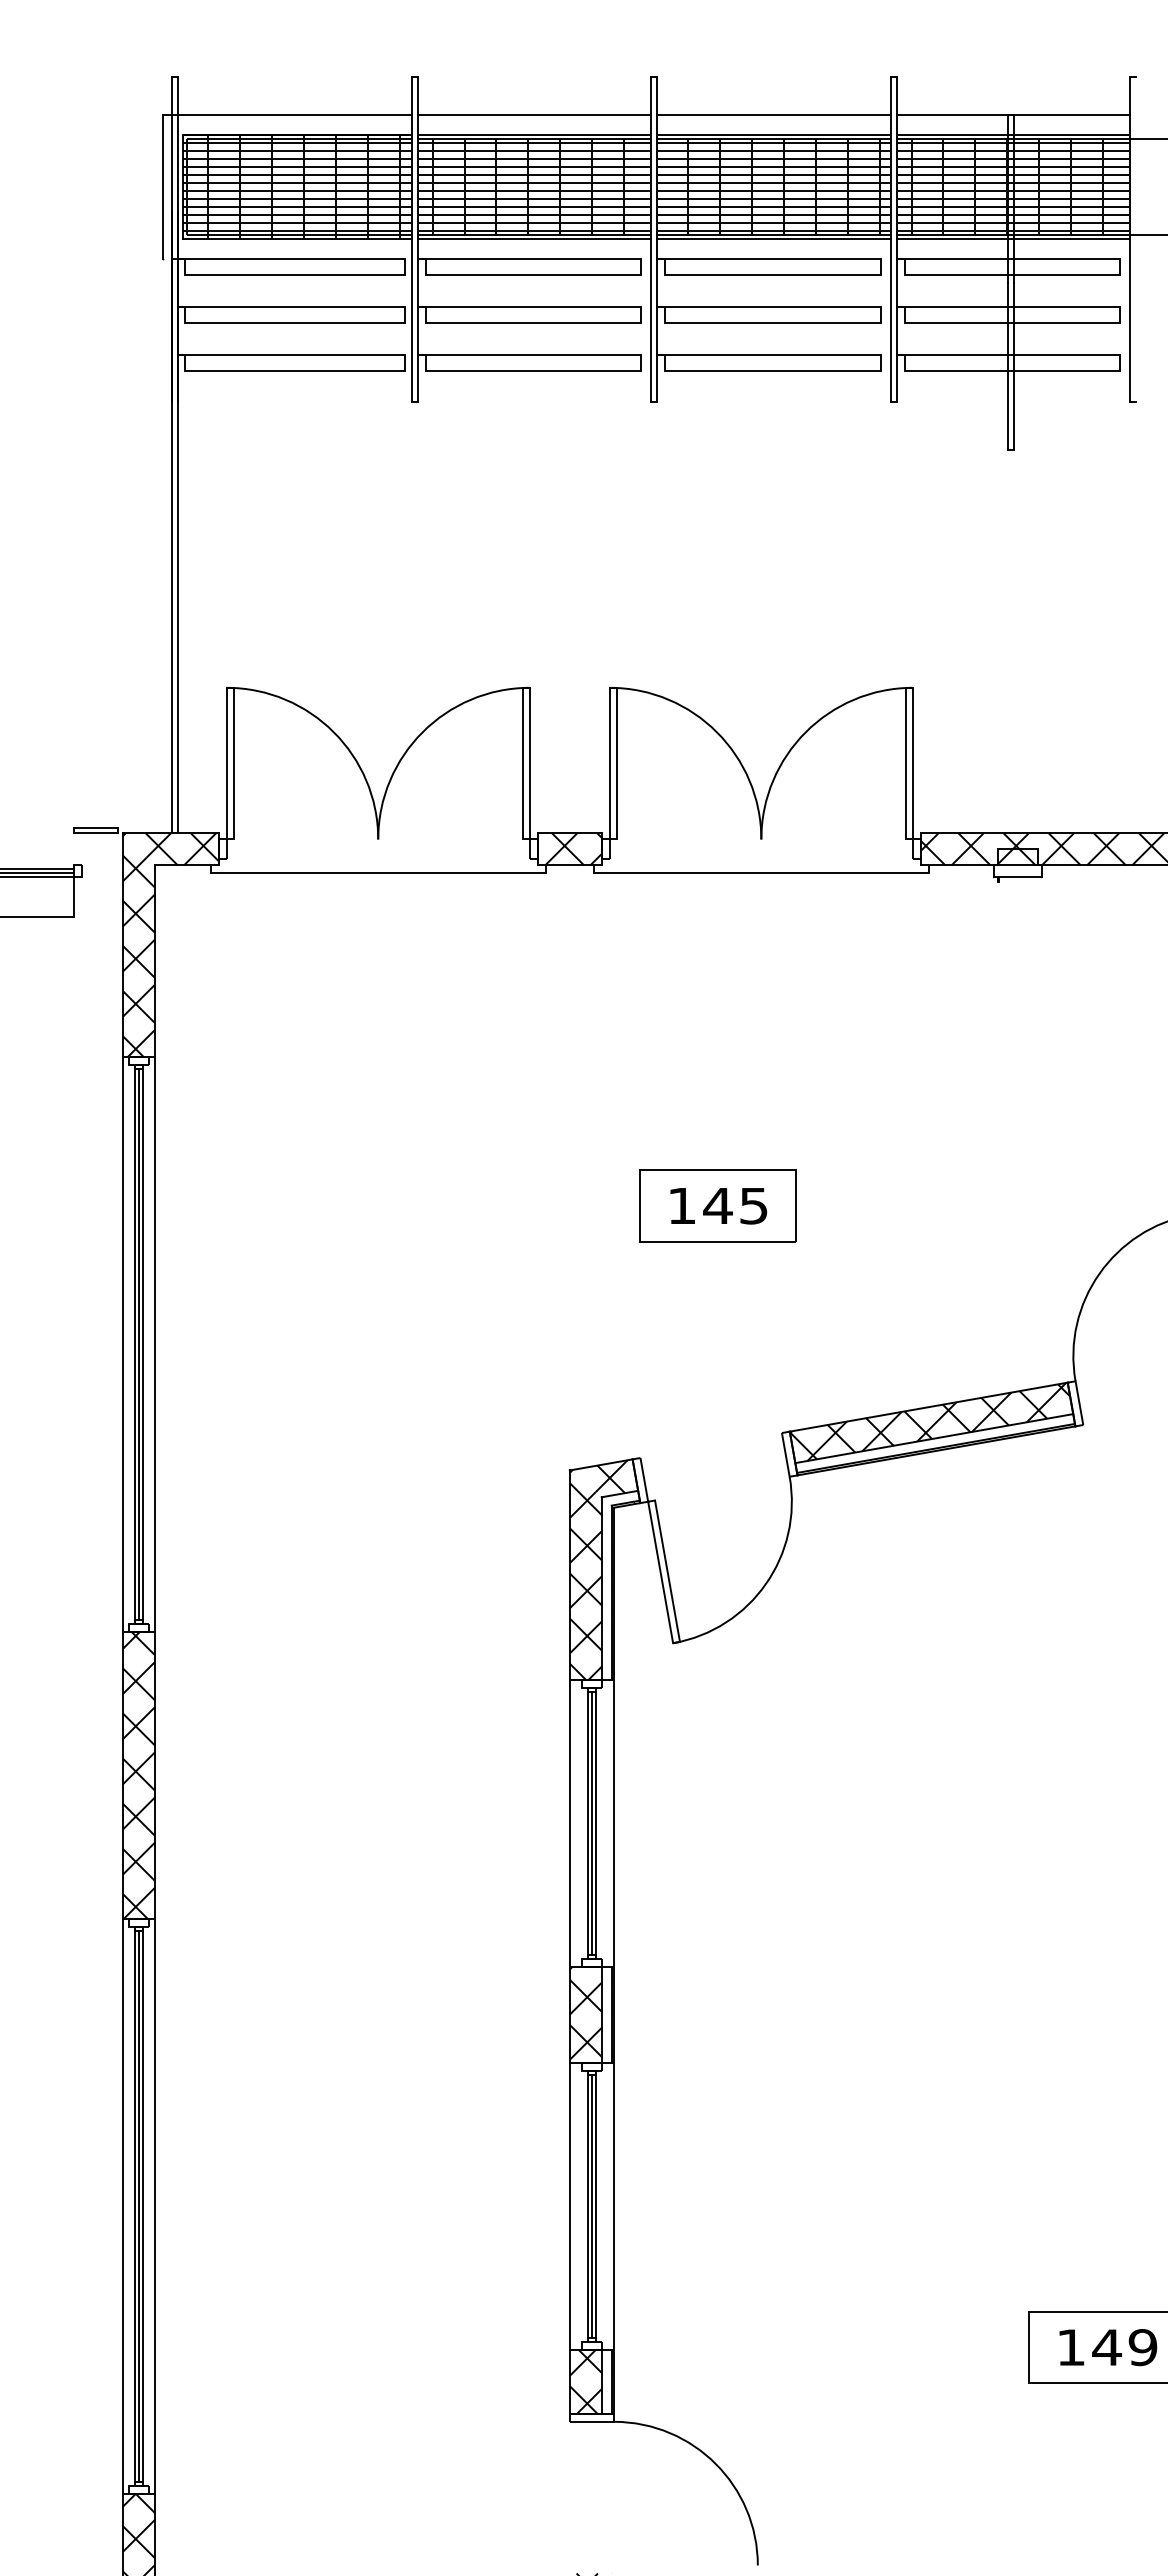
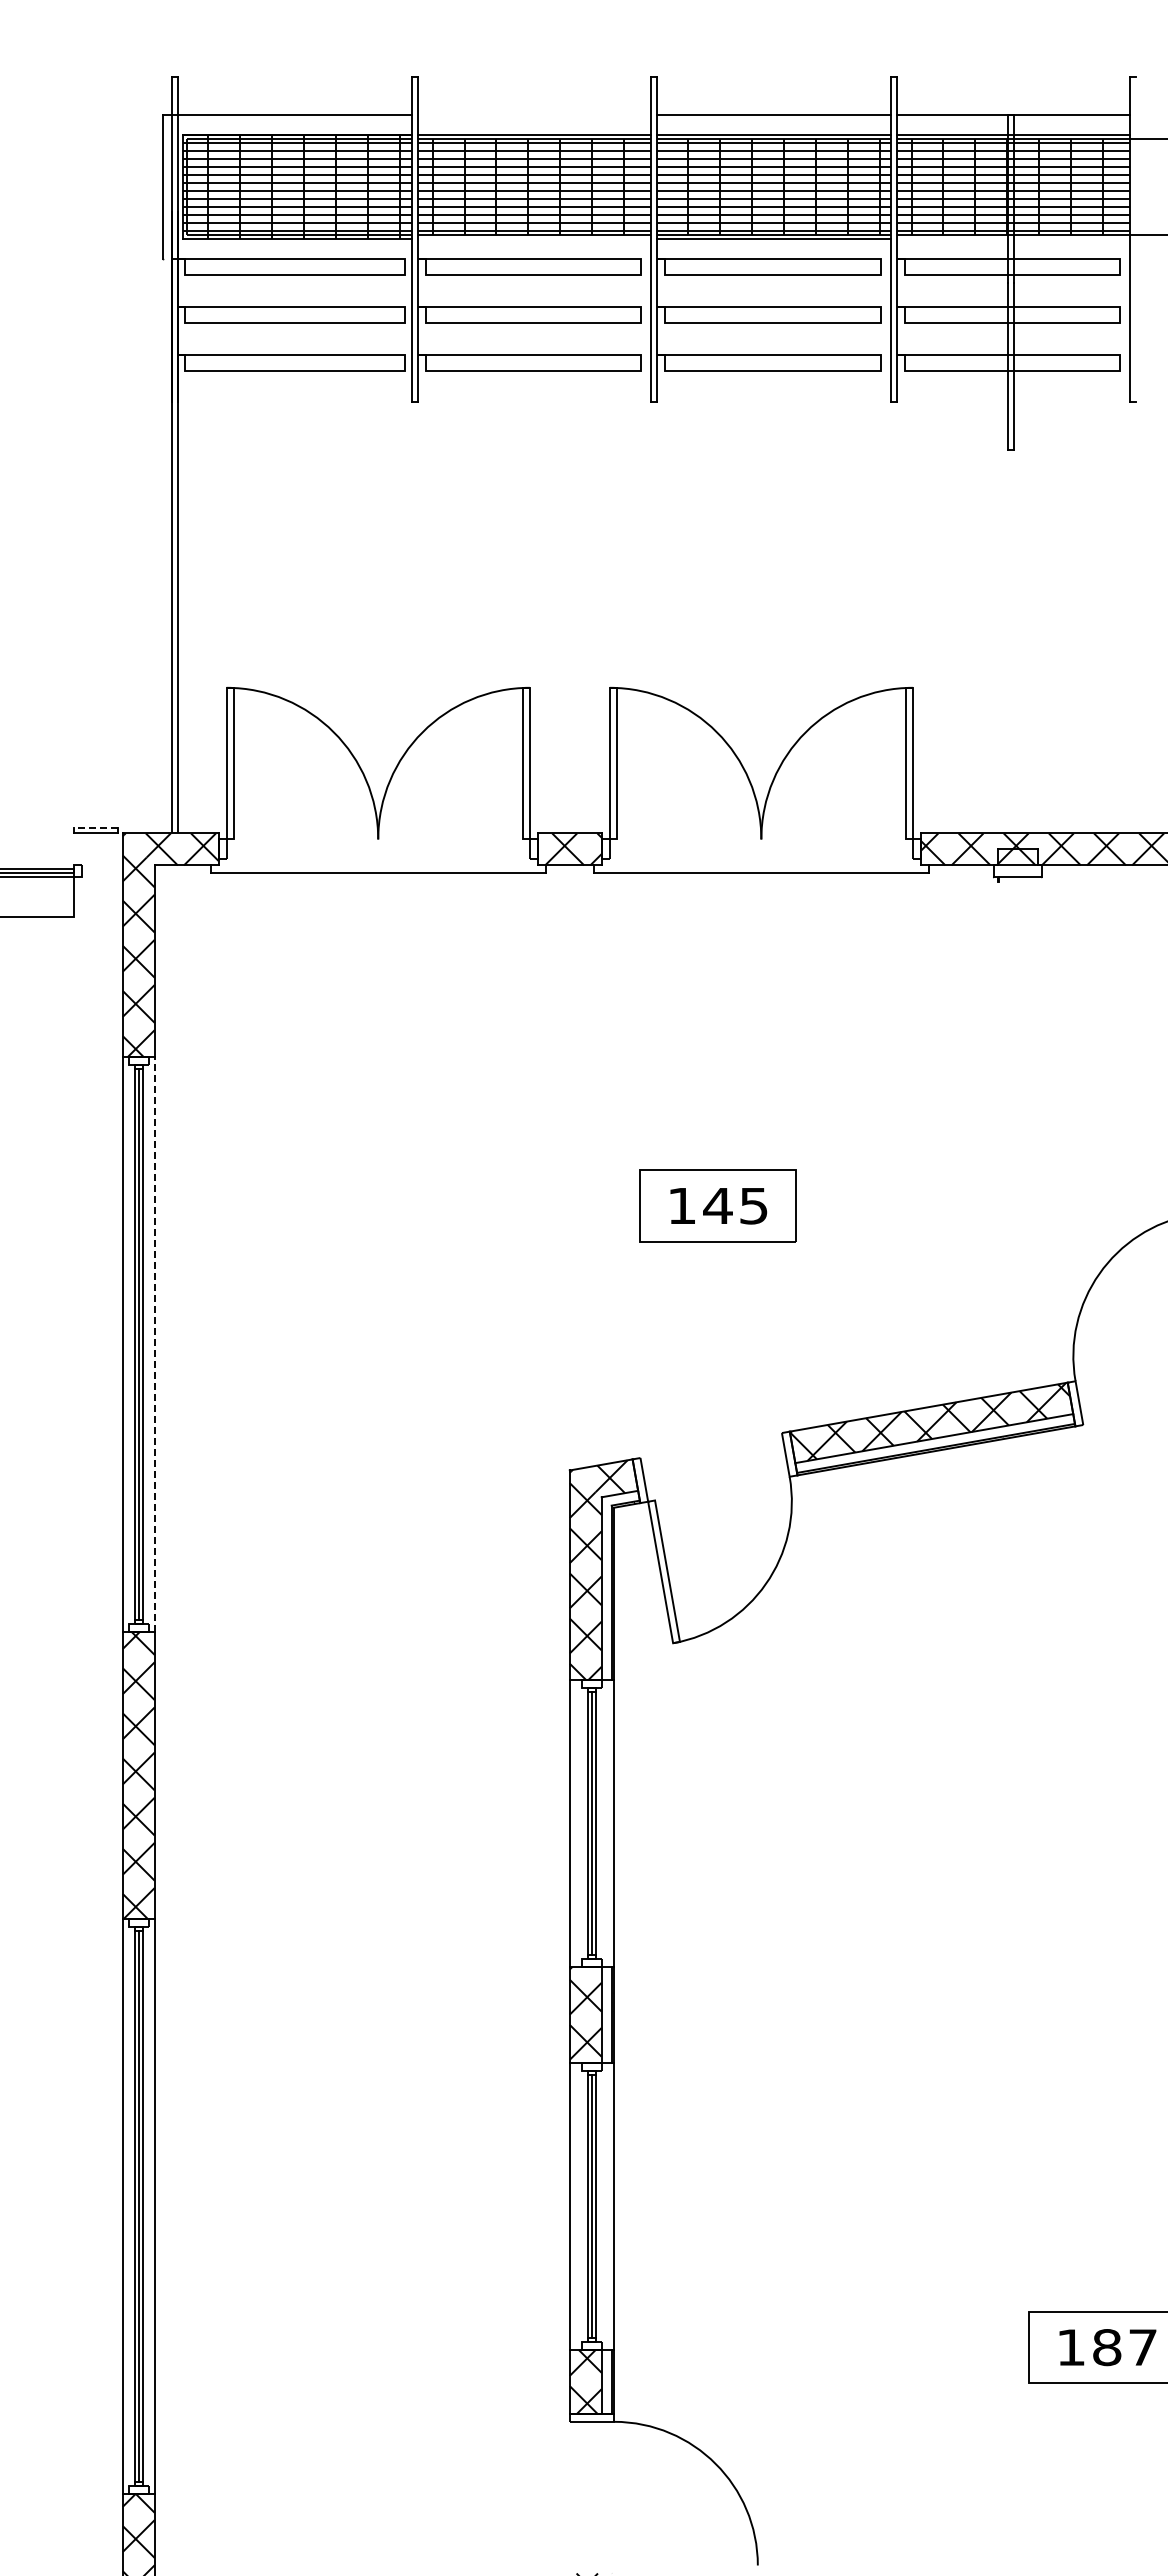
line: present -> none (534, 115)
line: present -> none (534, 238)
line: present -> none (1012, 238)
line: solid -> dashed (96, 827)
line: solid -> dashed (154, 1343)
text: 149 -> 187 (1124, 2347)
